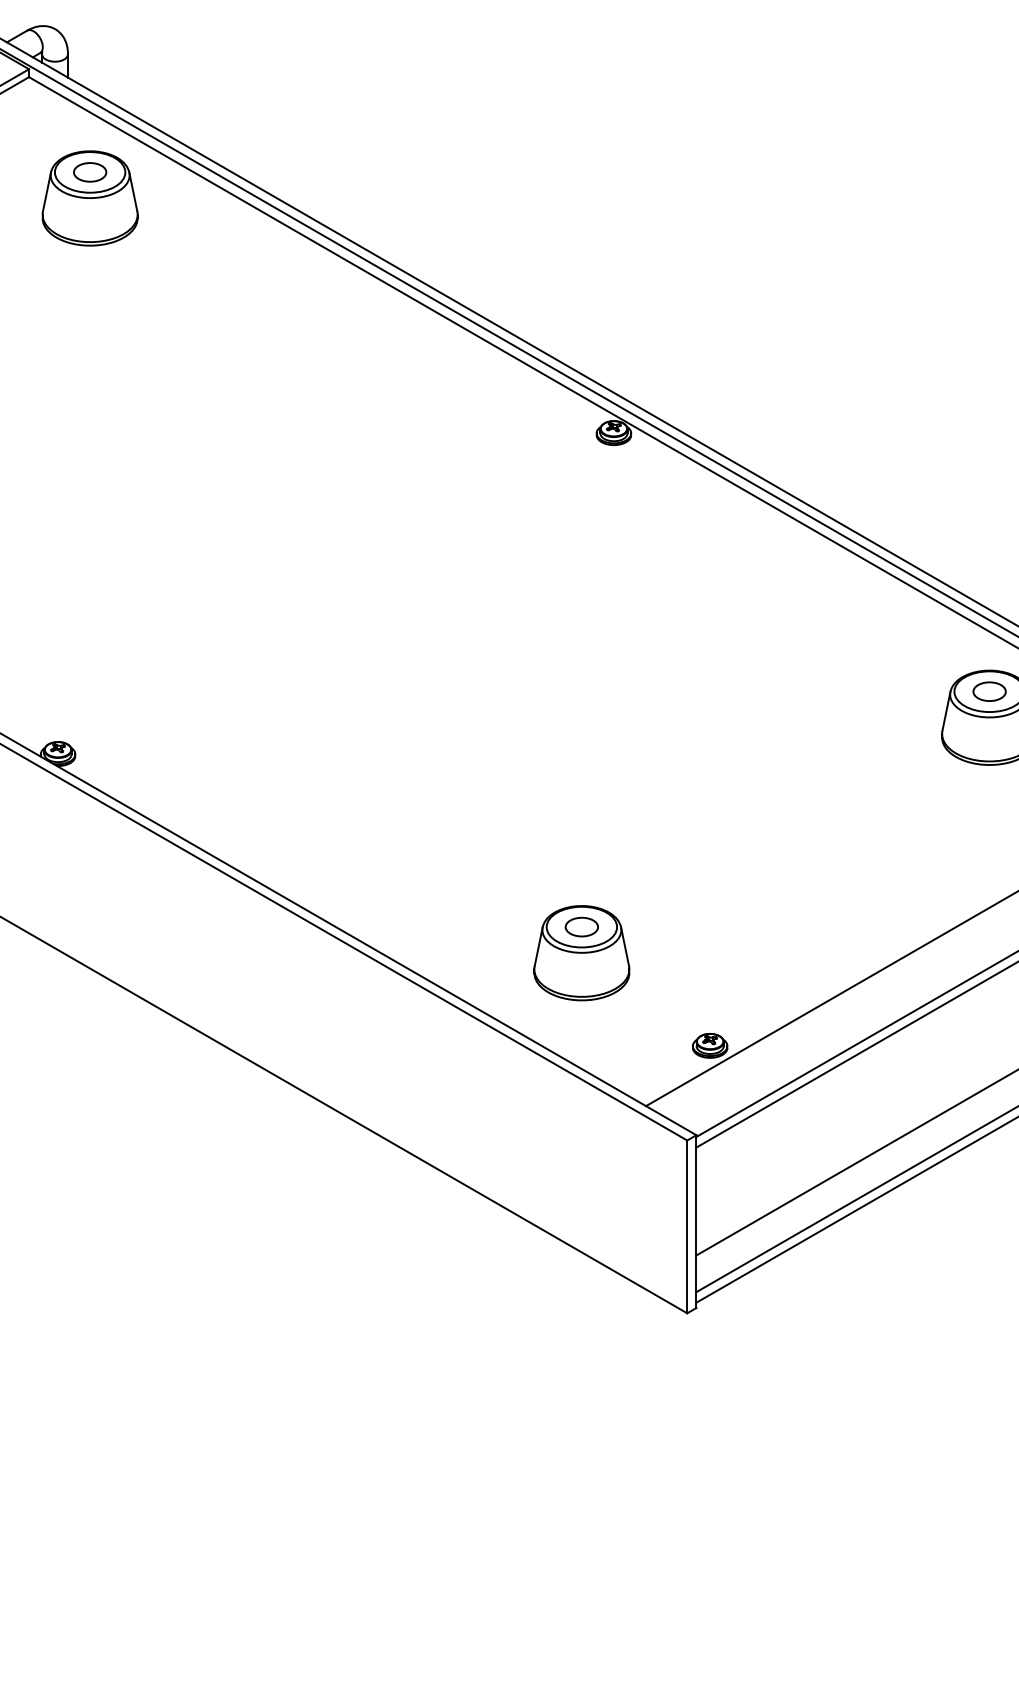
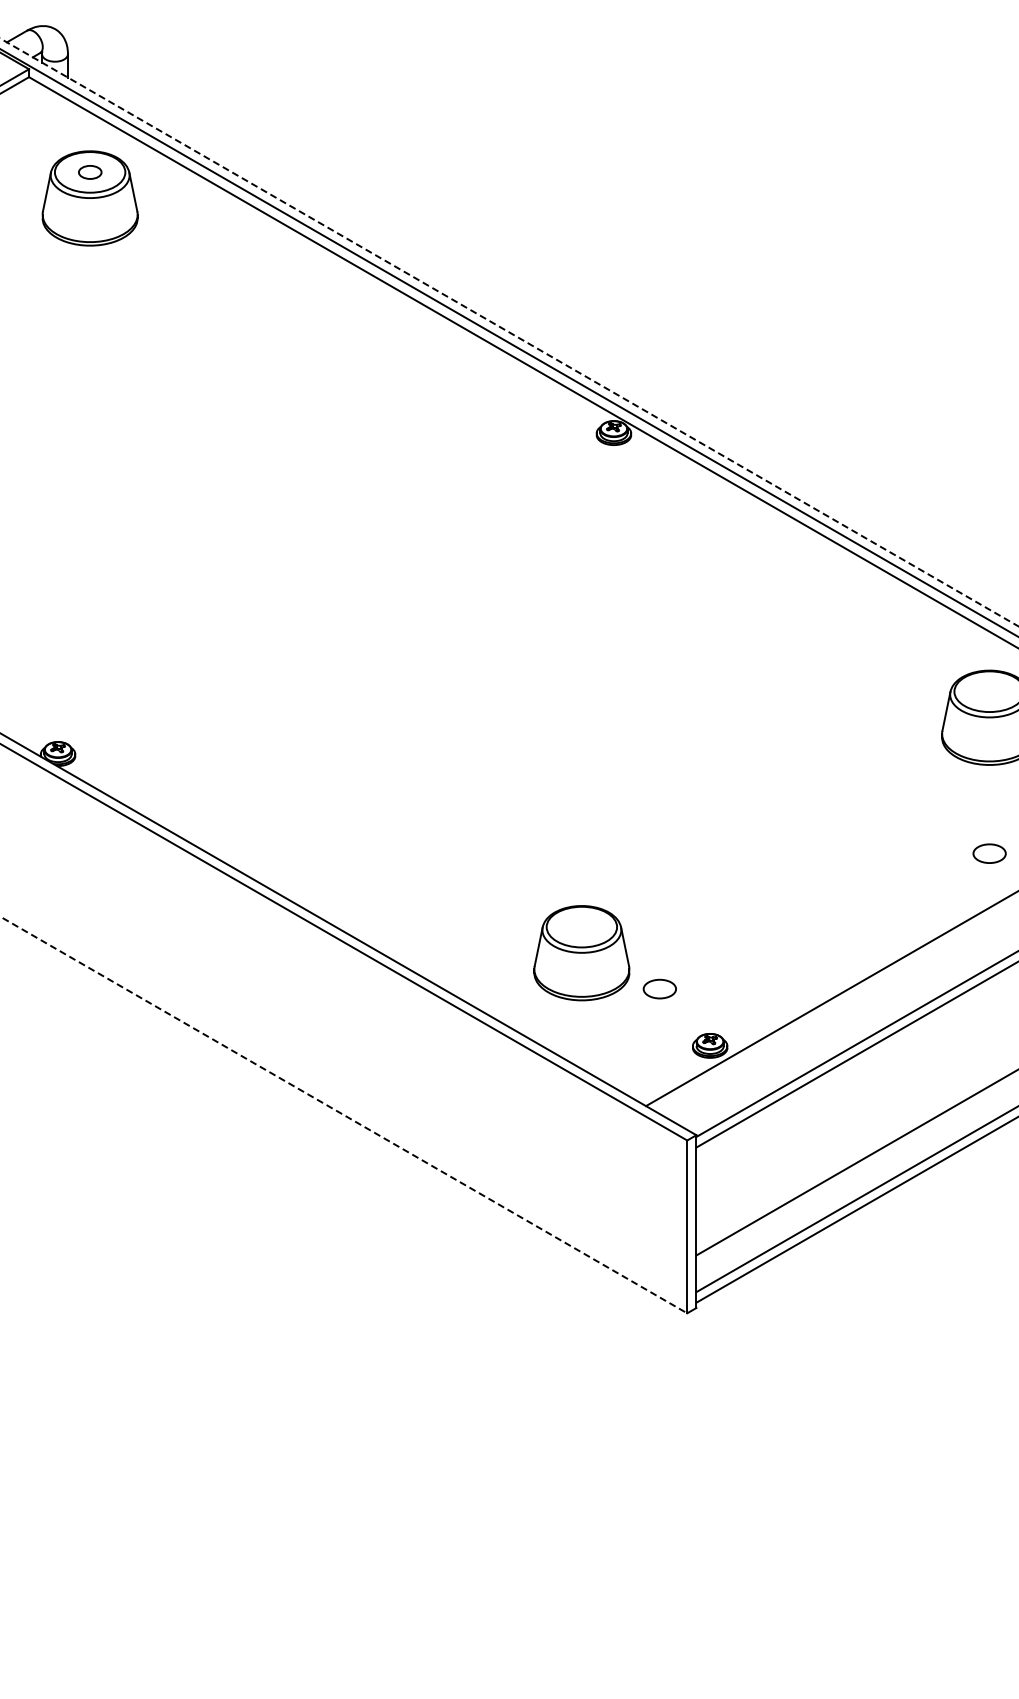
part size: 35x21 px -> 25x15 px (90, 172)
line: solid -> dashed (509, 332)
part position: (989, 691) -> (989, 853) (989, 853)
part position: (581, 926) -> (659, 988) (659, 988)
line: solid -> dashed (344, 1115)
